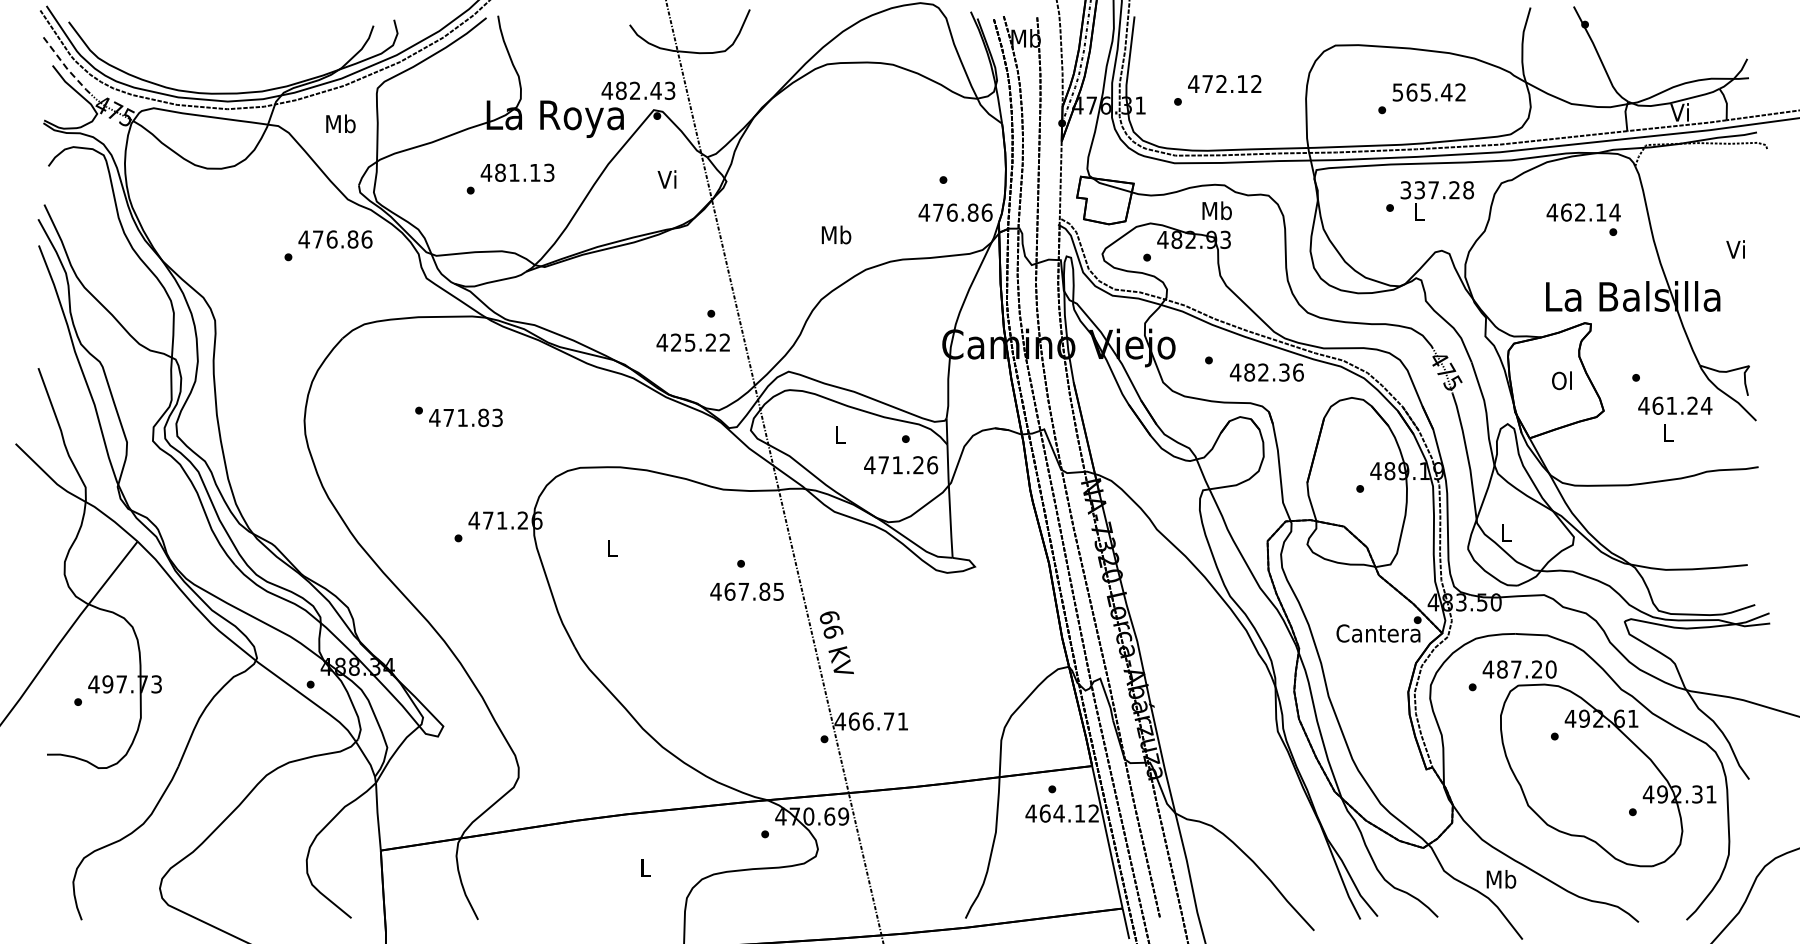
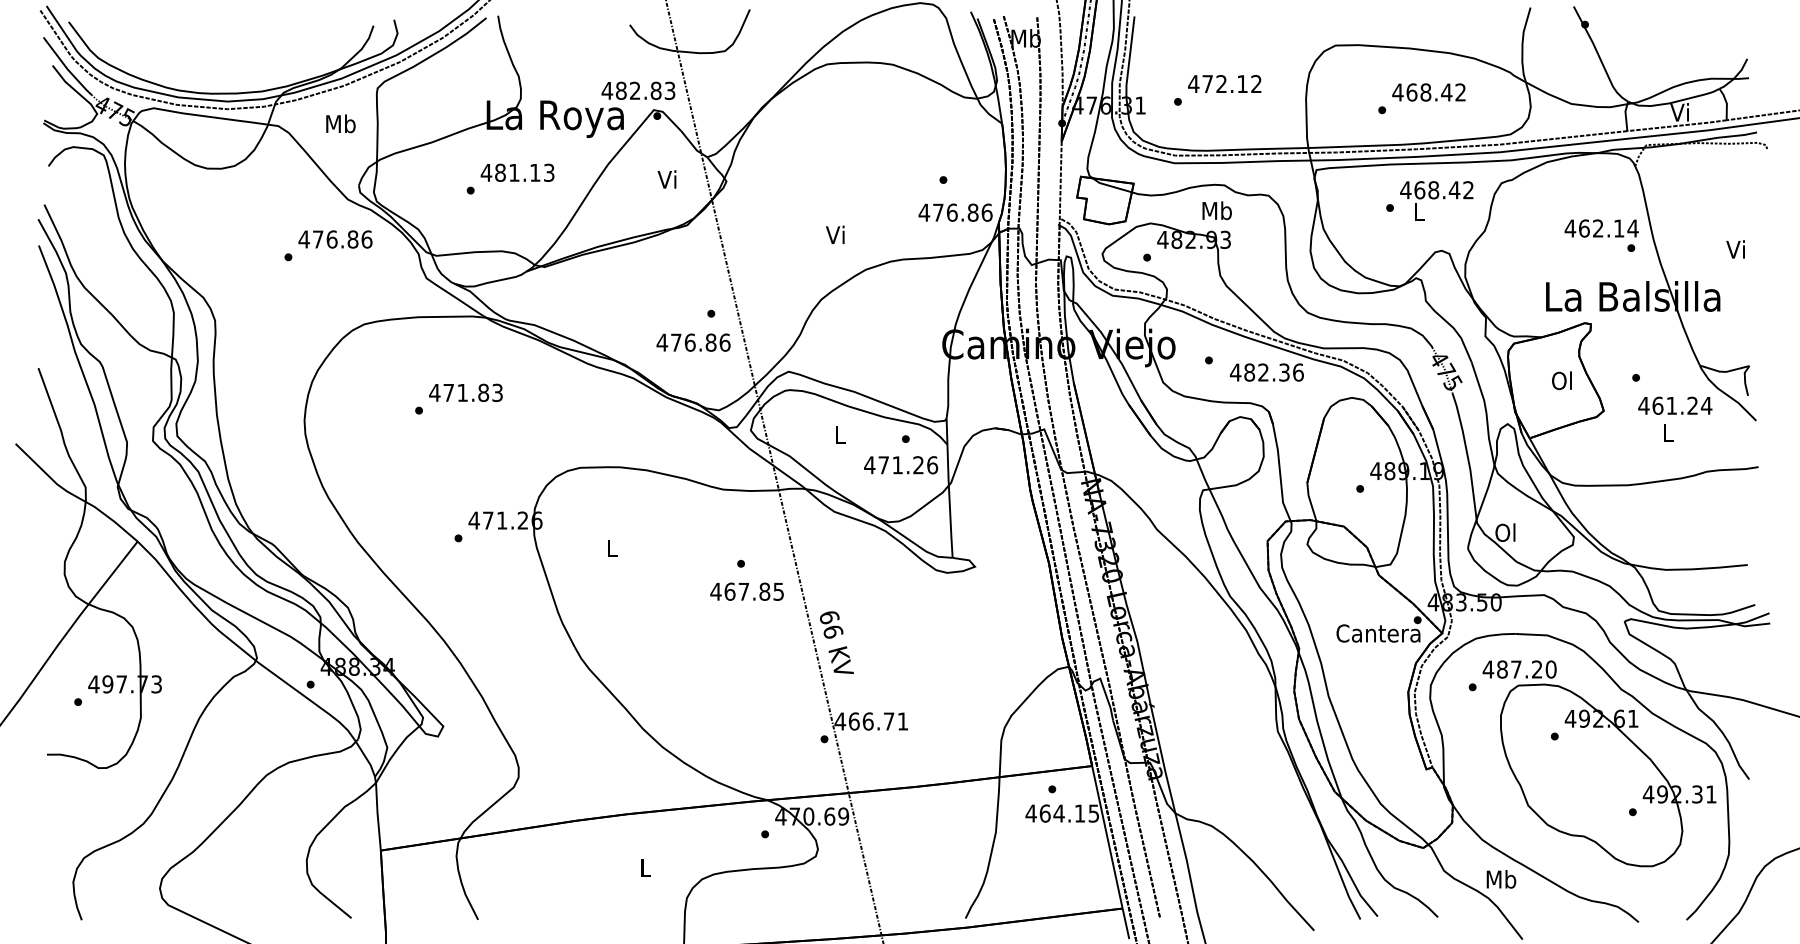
line: dashed -> solid (67, 68)
text: 482.43 -> 482.83 (655, 90)
text: 565.42 -> 468.42 (1411, 92)
text: 337.28 -> 468.42 (1437, 190)
text position: (1583, 219) -> (1601, 235) (1601, 235)
text: Mb -> Vi (836, 234)
text: 425.22 -> 476.86 (700, 342)
text position: (465, 417) -> (465, 392) (465, 392)
text: L -> Ol (1505, 532)
text: 464.12 -> 464.15 (1093, 813)
